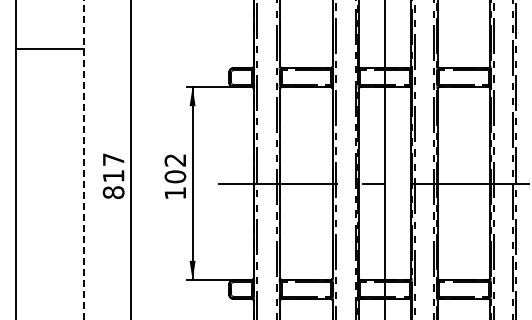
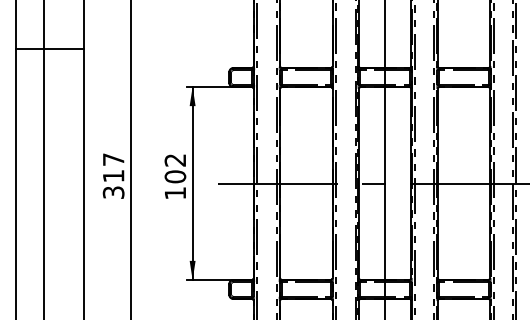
line: none -> present (44, 159)
line: dashed -> solid (84, 160)
text: 817 -> 317 (113, 192)
